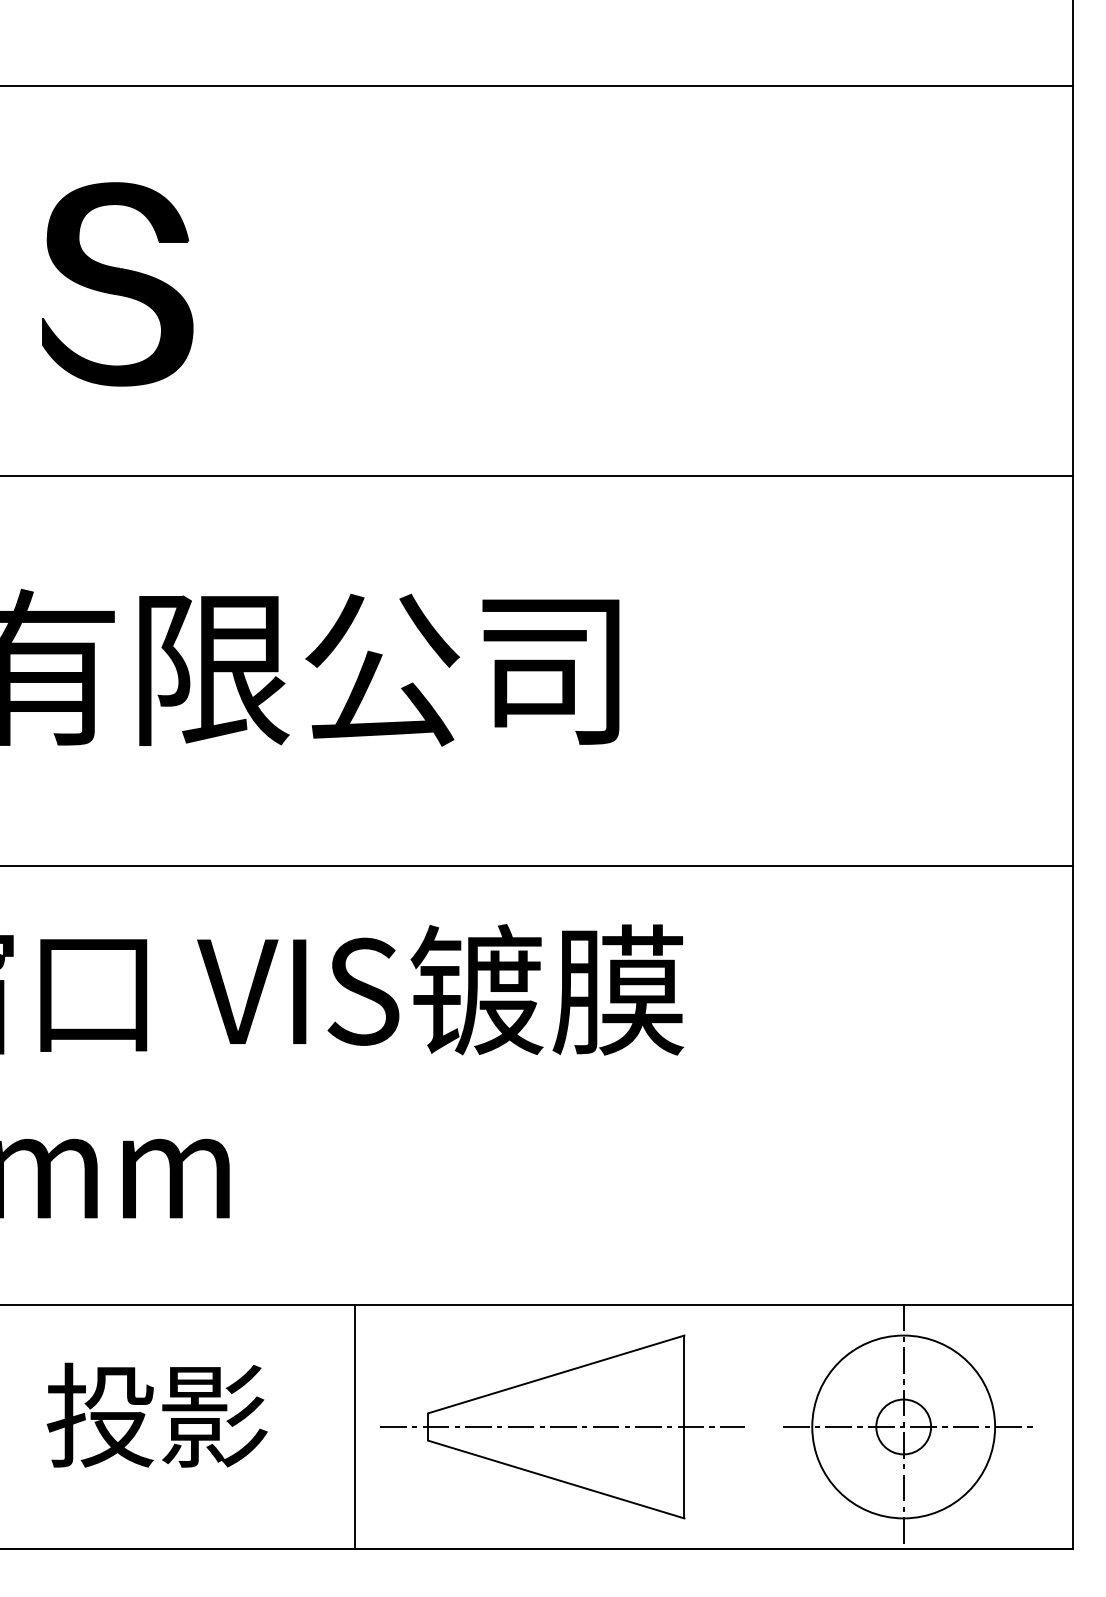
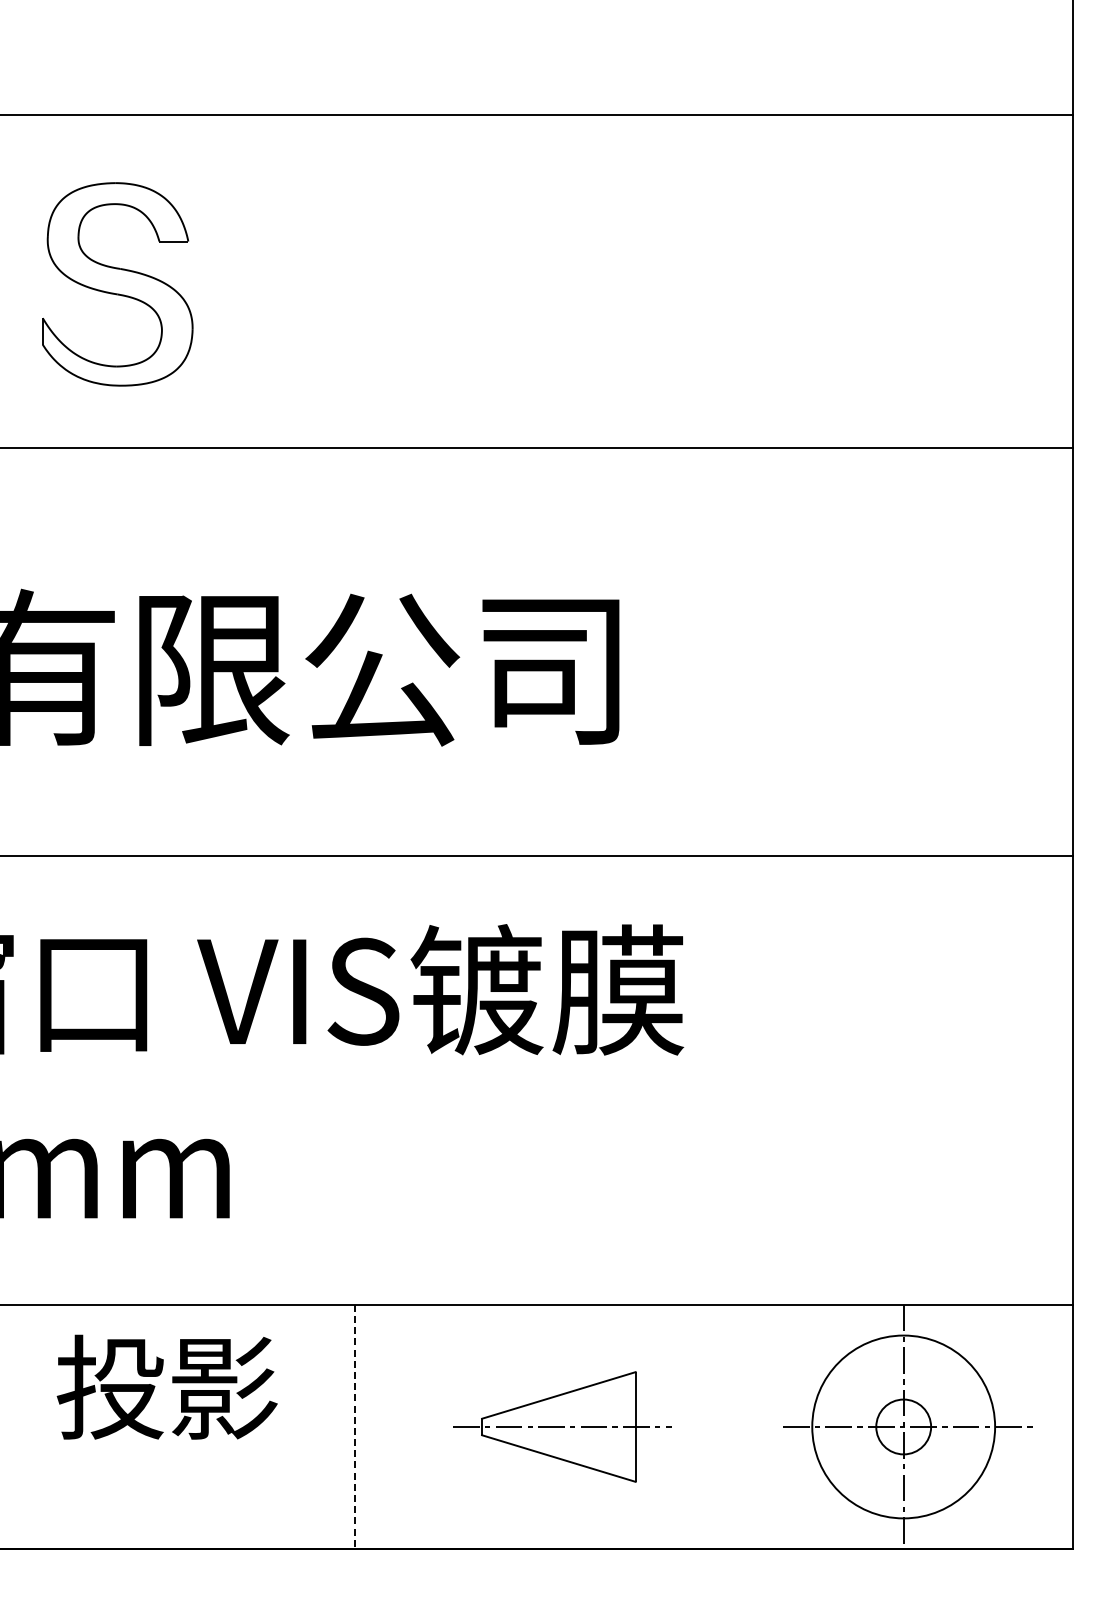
line position: (537, 85) -> (537, 114) (537, 114)
fill: present -> none (117, 284)
line position: (537, 476) -> (537, 448) (537, 448)
line position: (537, 866) -> (537, 856) (537, 856)
text position: (156, 1414) -> (166, 1386) (166, 1386)
part size: 365x186 px -> 219x112 px (562, 1426)
line: solid -> dashed (354, 1427)
